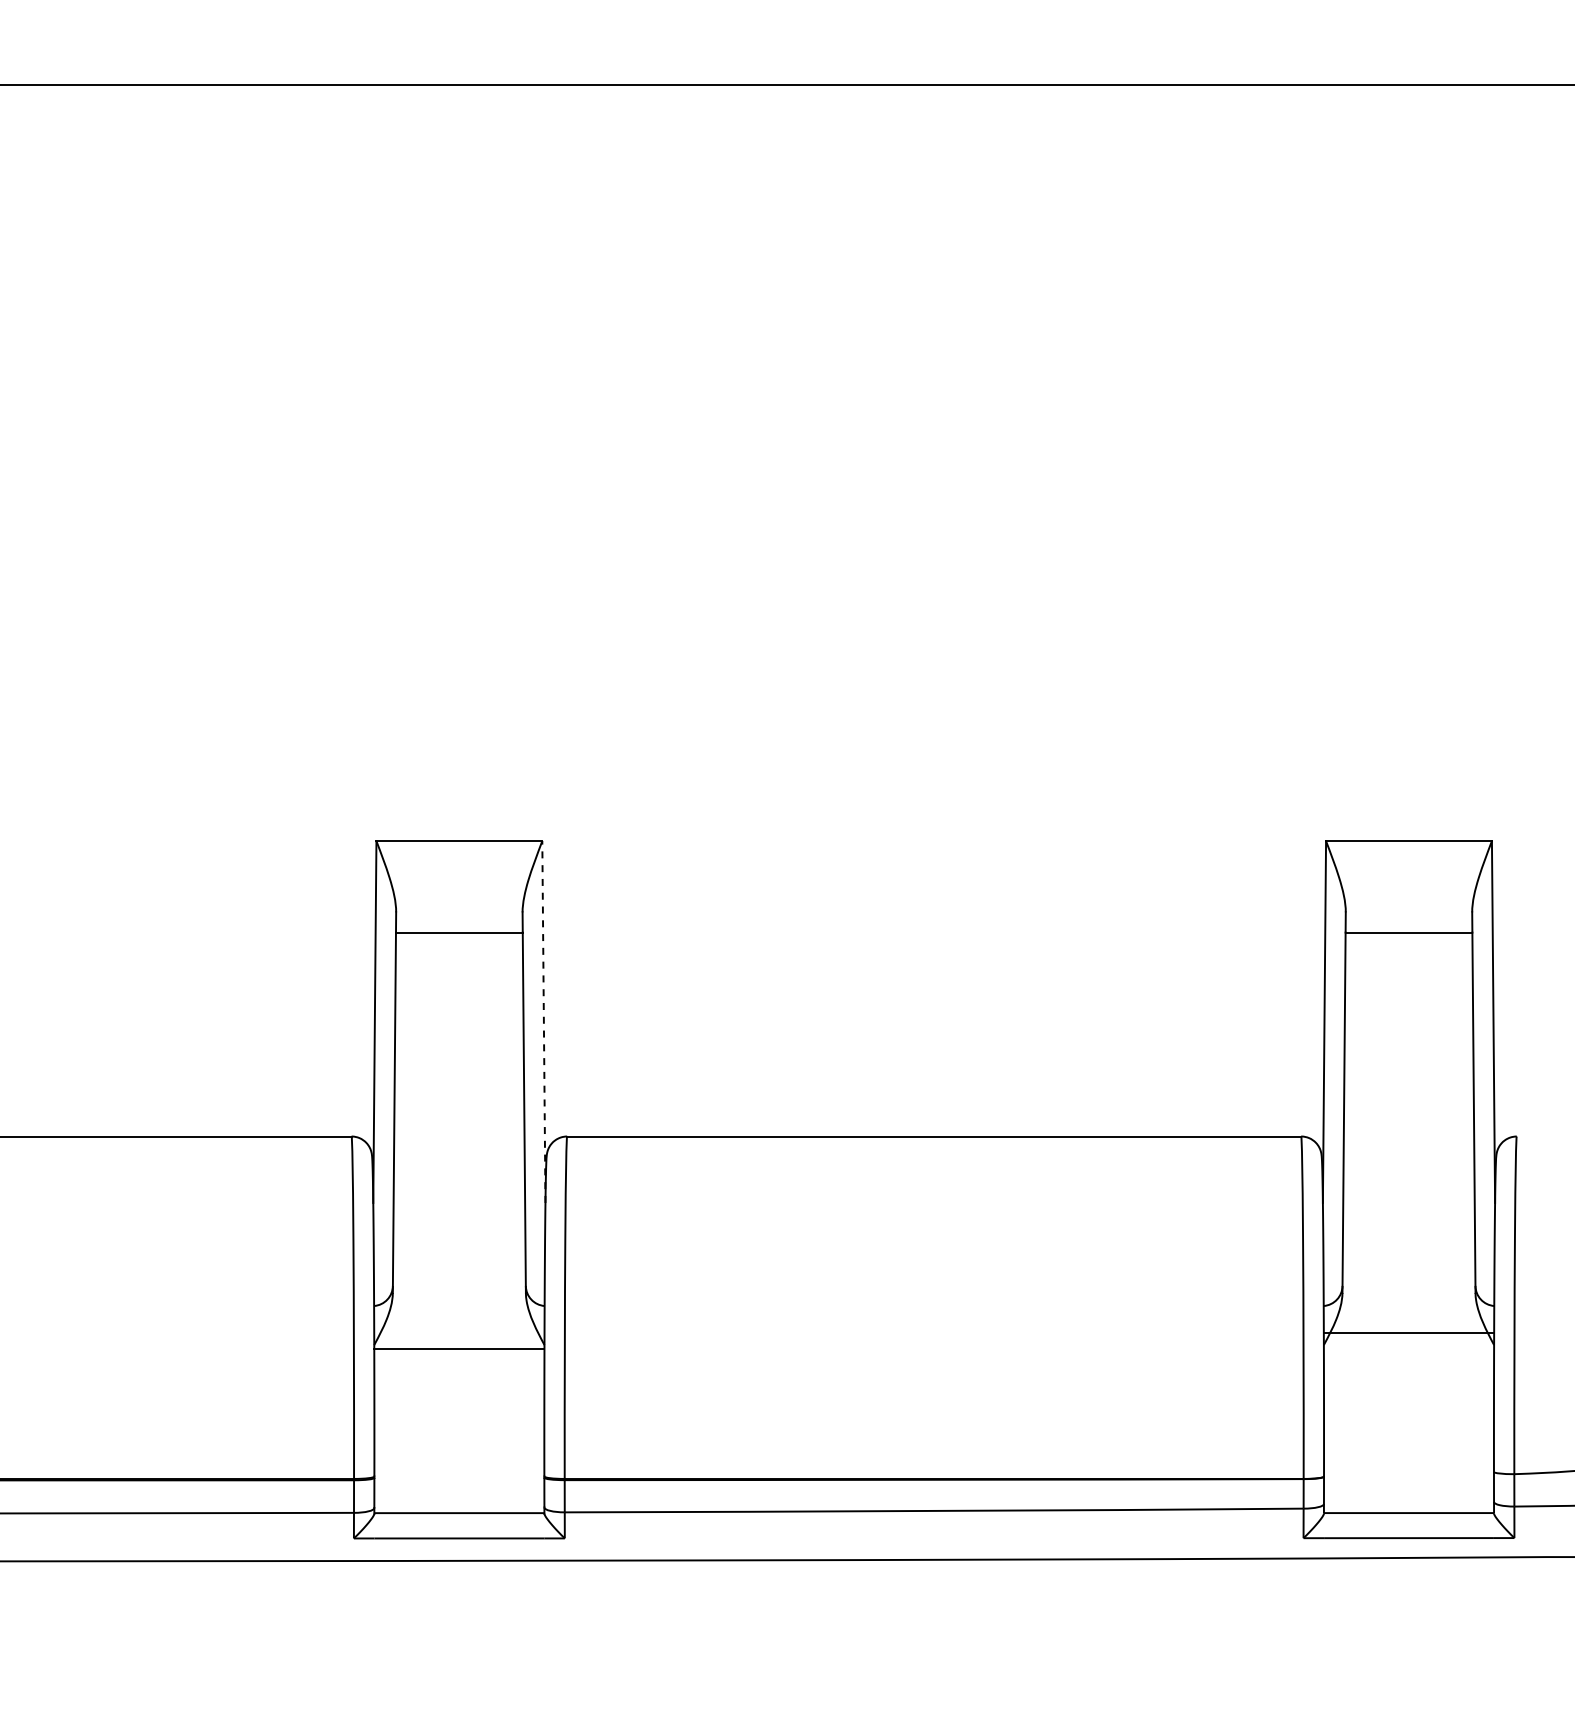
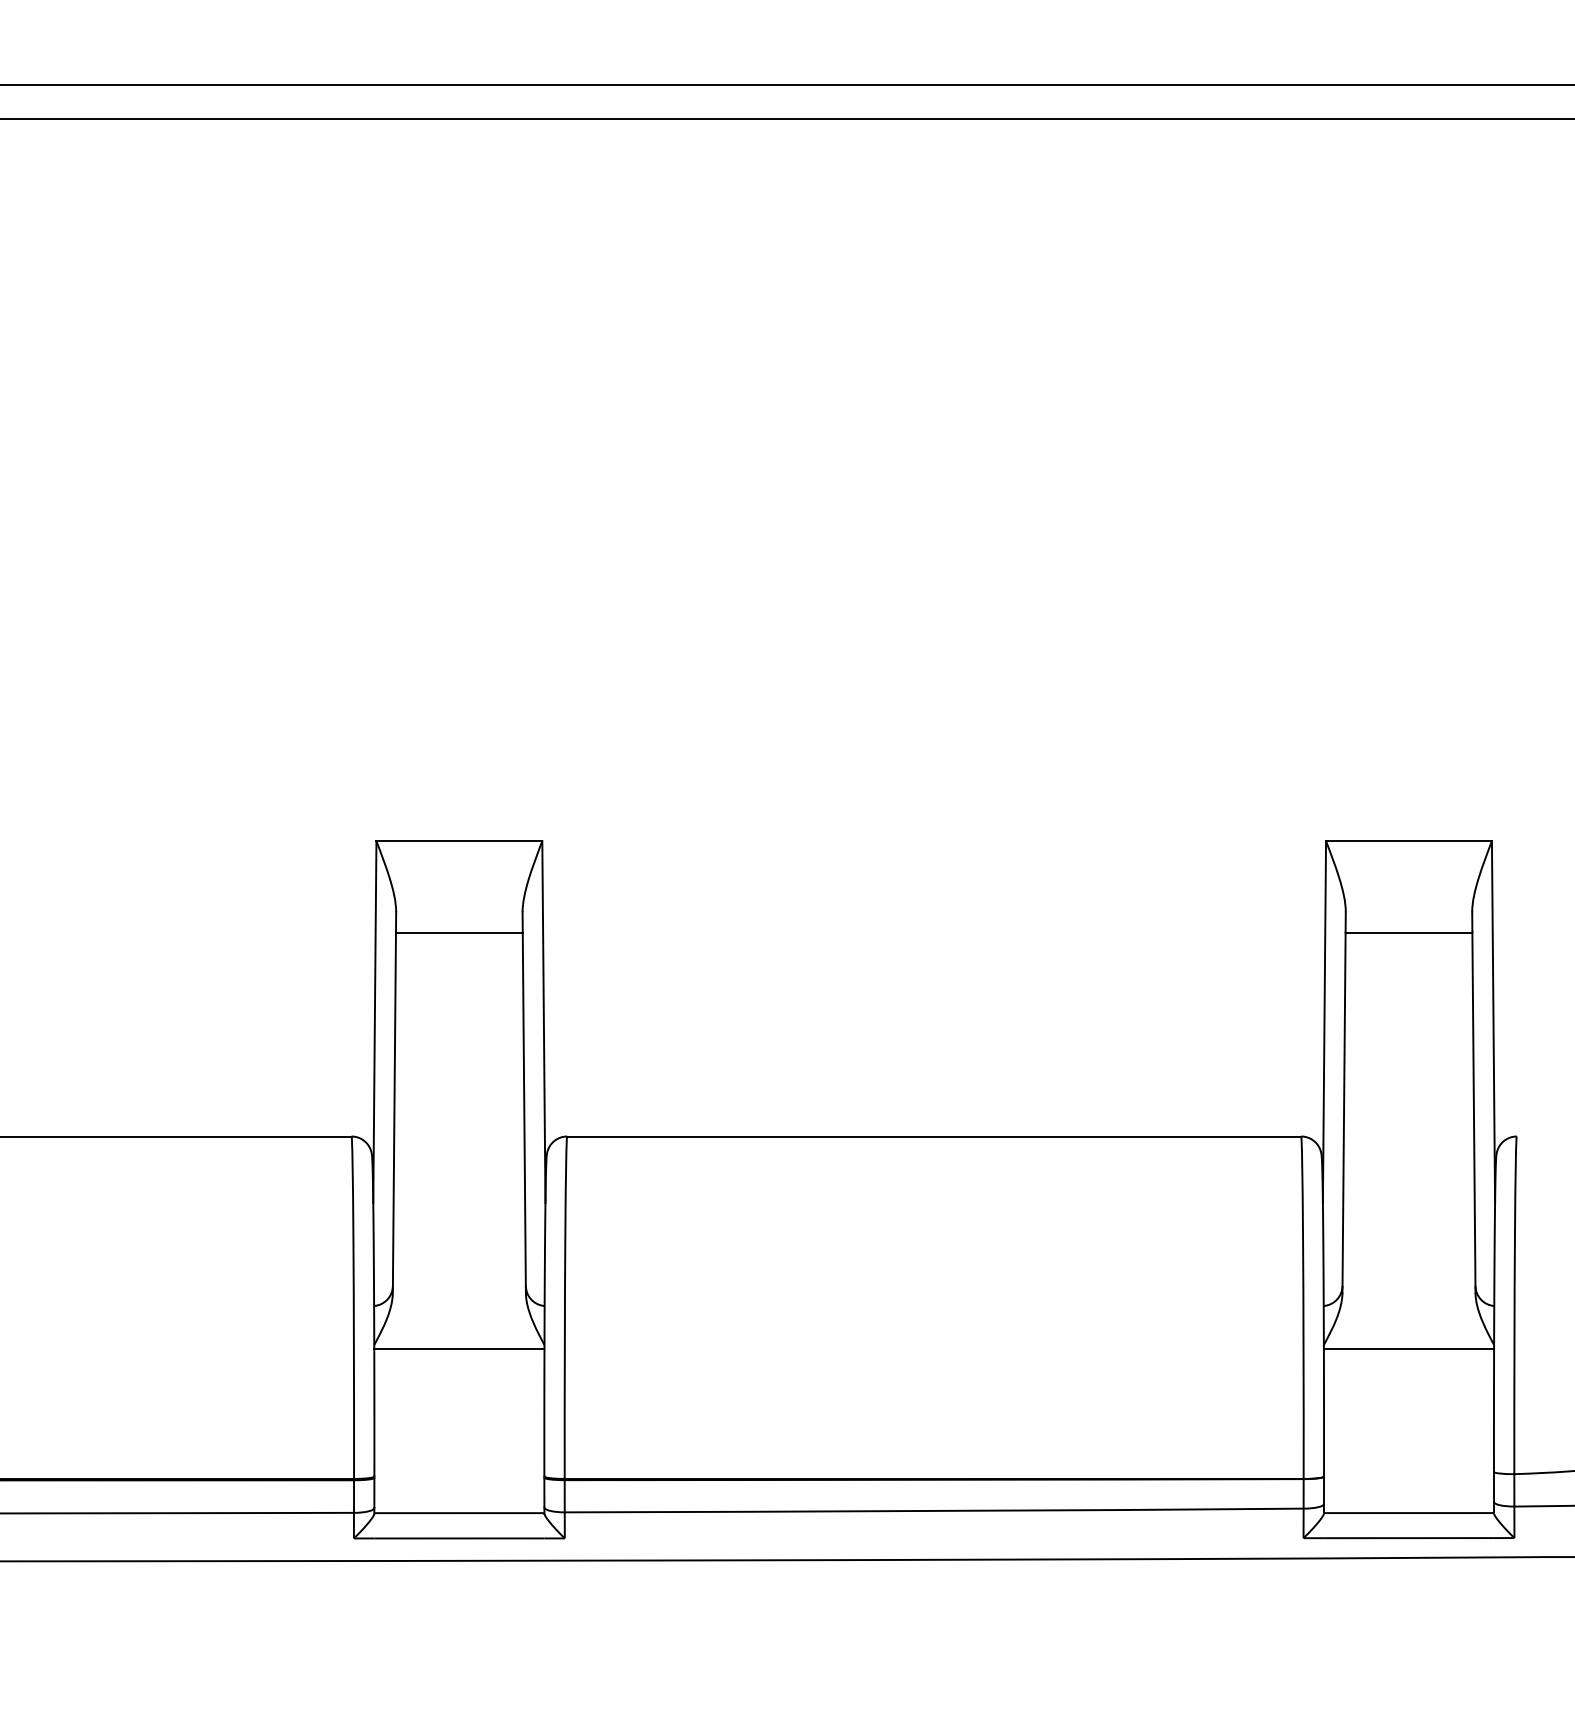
line: none -> present (786, 118)
line: dashed -> solid (543, 1022)
line position: (1408, 1333) -> (1408, 1349) (1408, 1349)
